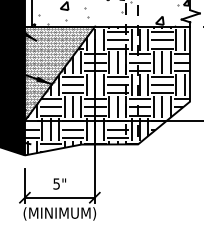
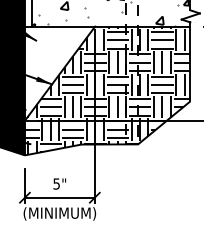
hatch: present -> none (58, 72)
